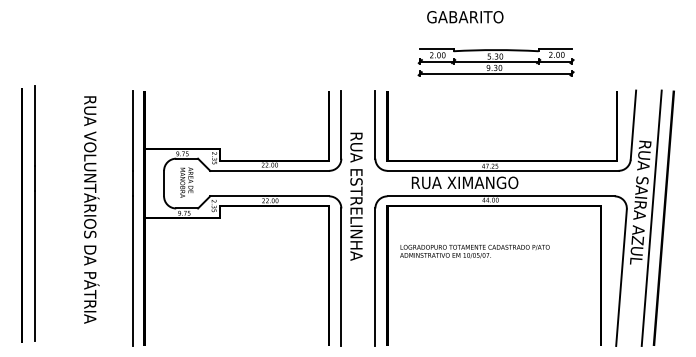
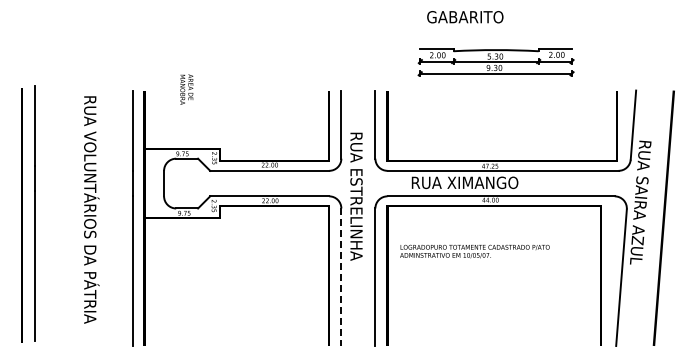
text position: (186, 182) -> (186, 89) (186, 89)
line: present -> none (651, 217)
line: solid -> dashed (341, 277)
